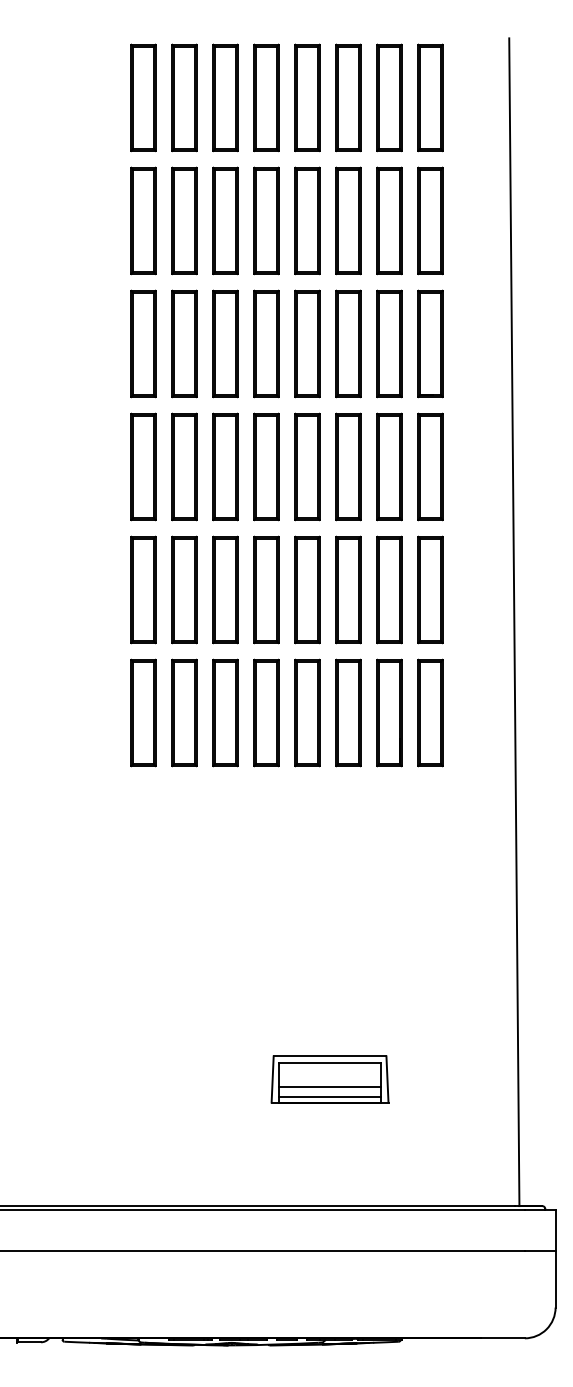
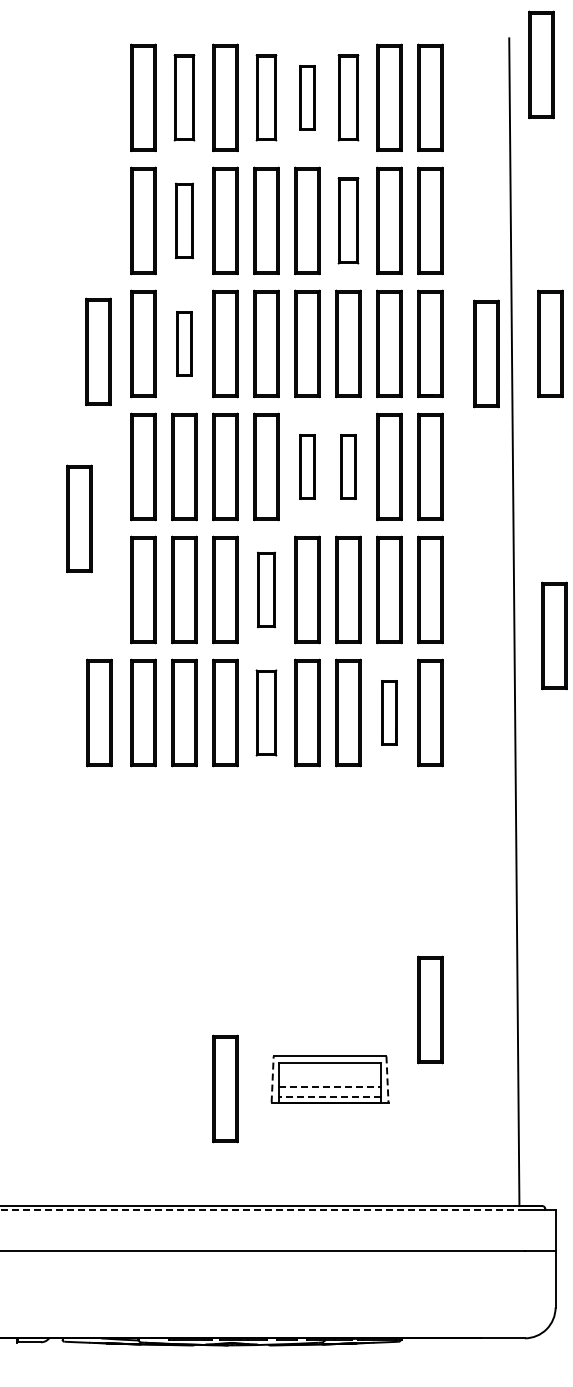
part: none -> present (541, 64)
part size: 27x110 px -> 23x88 px (184, 97)
part size: 27x110 px -> 23x88 px (266, 97)
part size: 27x110 px -> 17x66 px (307, 97)
part size: 27x110 px -> 23x88 px (348, 97)
part size: 27x110 px -> 19x78 px (184, 220)
part size: 27x110 px -> 23x88 px (348, 220)
part size: 27x110 px -> 17x66 px (184, 343)
part: none -> present (550, 343)
part: none -> present (98, 351)
part: none -> present (486, 353)
part size: 27x110 px -> 17x66 px (307, 466)
part size: 27x110 px -> 17x66 px (348, 466)
part: none -> present (79, 518)
part size: 27x110 px -> 19x78 px (266, 589)
part: none -> present (554, 635)
part: none -> present (99, 712)
part size: 27x110 px -> 23x88 px (266, 712)
part size: 27x110 px -> 17x66 px (389, 712)
part: none -> present (430, 1009)
line: solid -> dashed (272, 1079)
line: solid -> dashed (387, 1079)
line: solid -> dashed (330, 1087)
part: none -> present (225, 1088)
line: solid -> dashed (329, 1097)
line: solid -> dashed (262, 1210)
